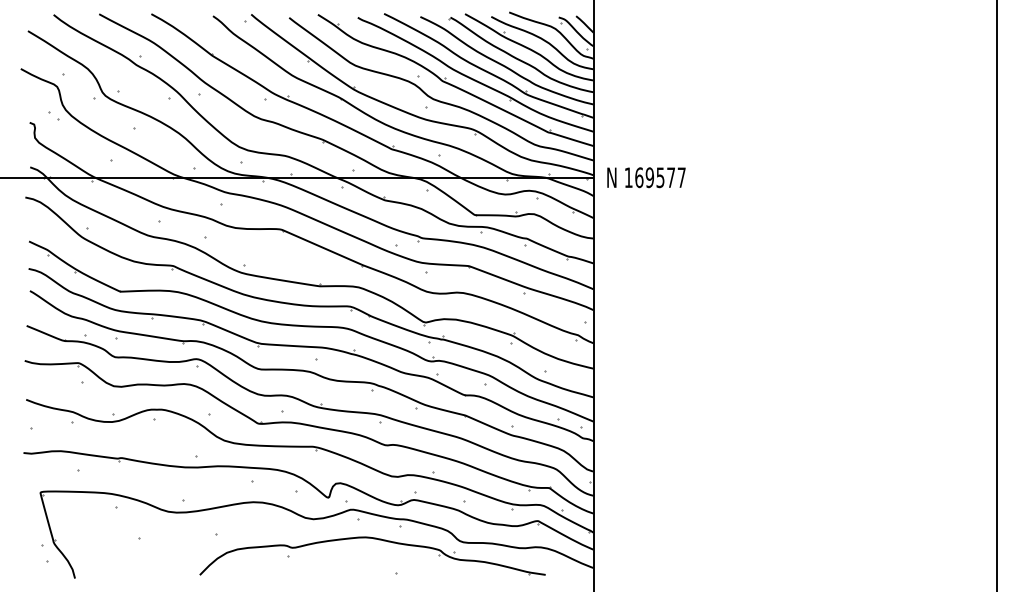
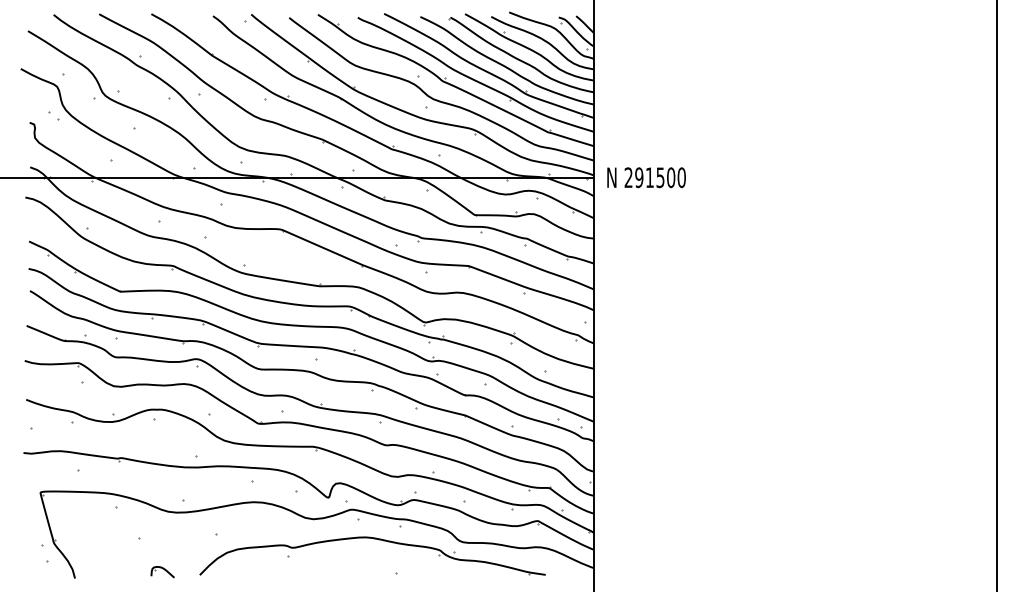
text: 169577 -> 291500 (654, 177)
part: none -> present (162, 572)
